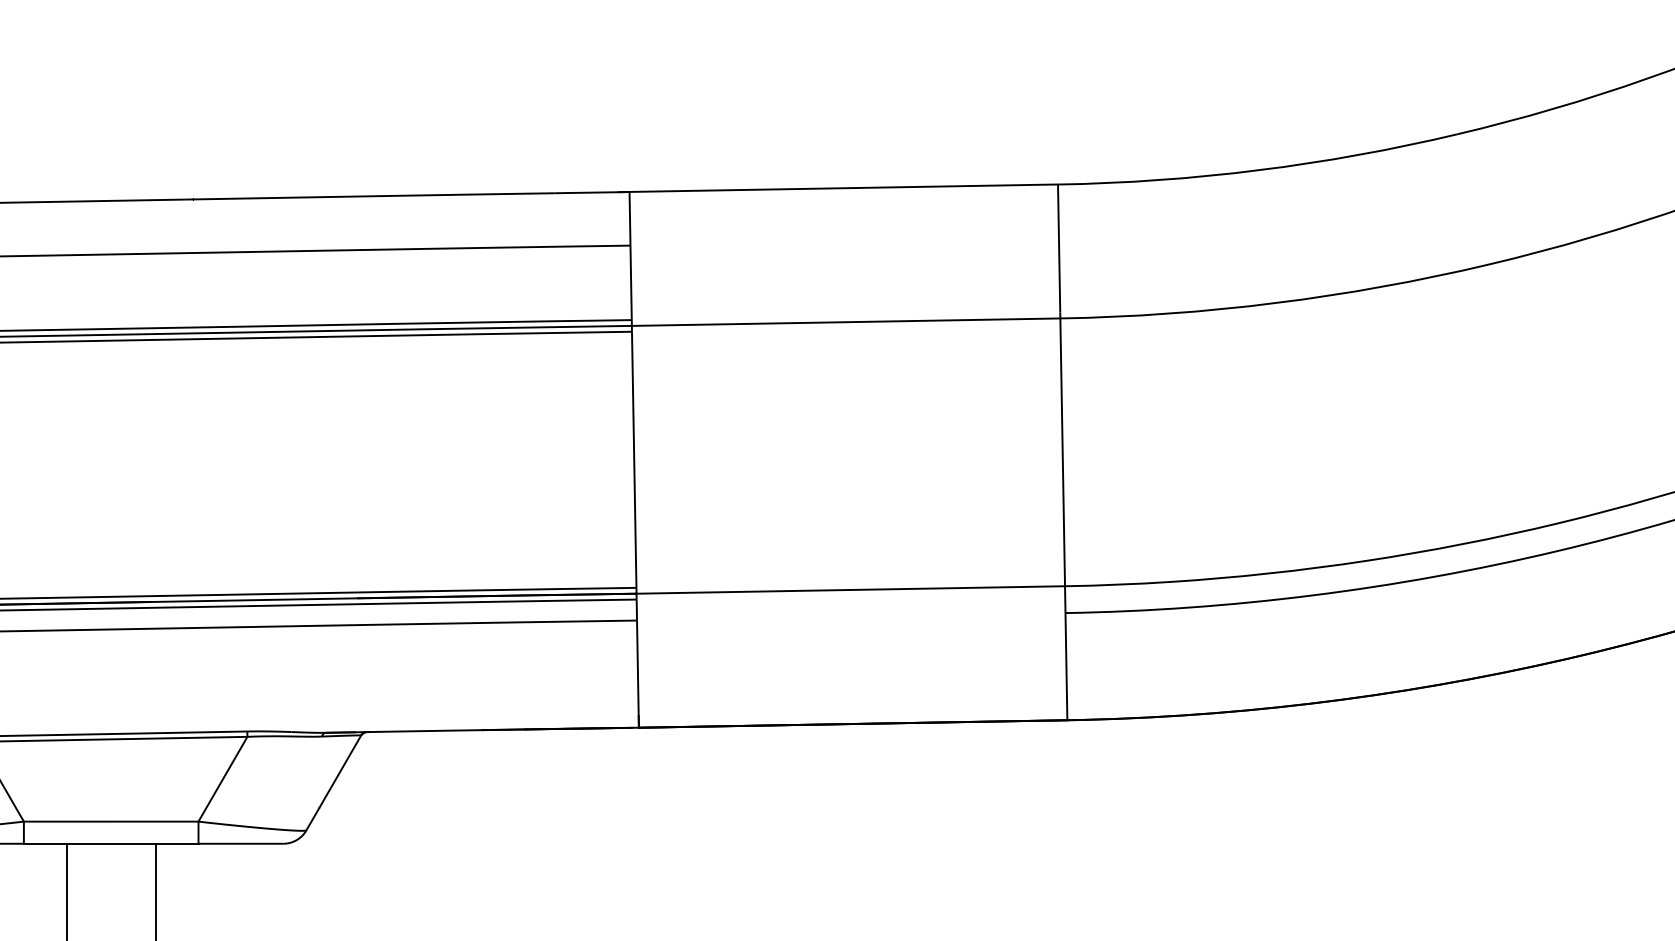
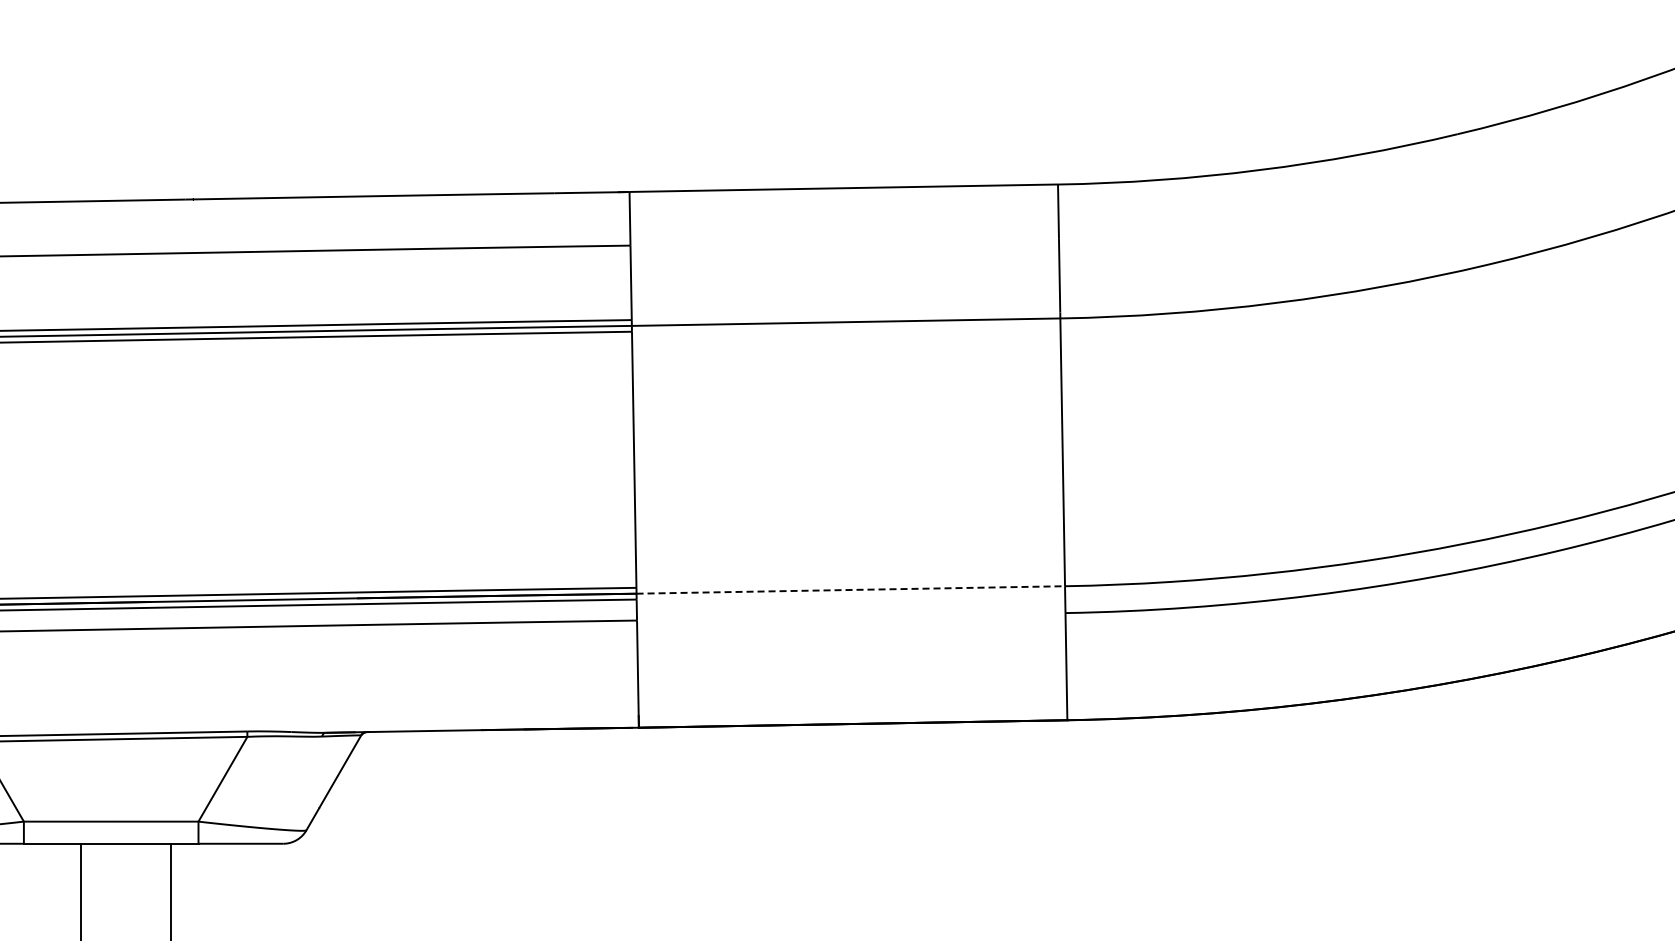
line: solid -> dashed (851, 589)
line position: (66, 890) -> (80, 890) (80, 890)
line position: (155, 890) -> (170, 890) (170, 890)
